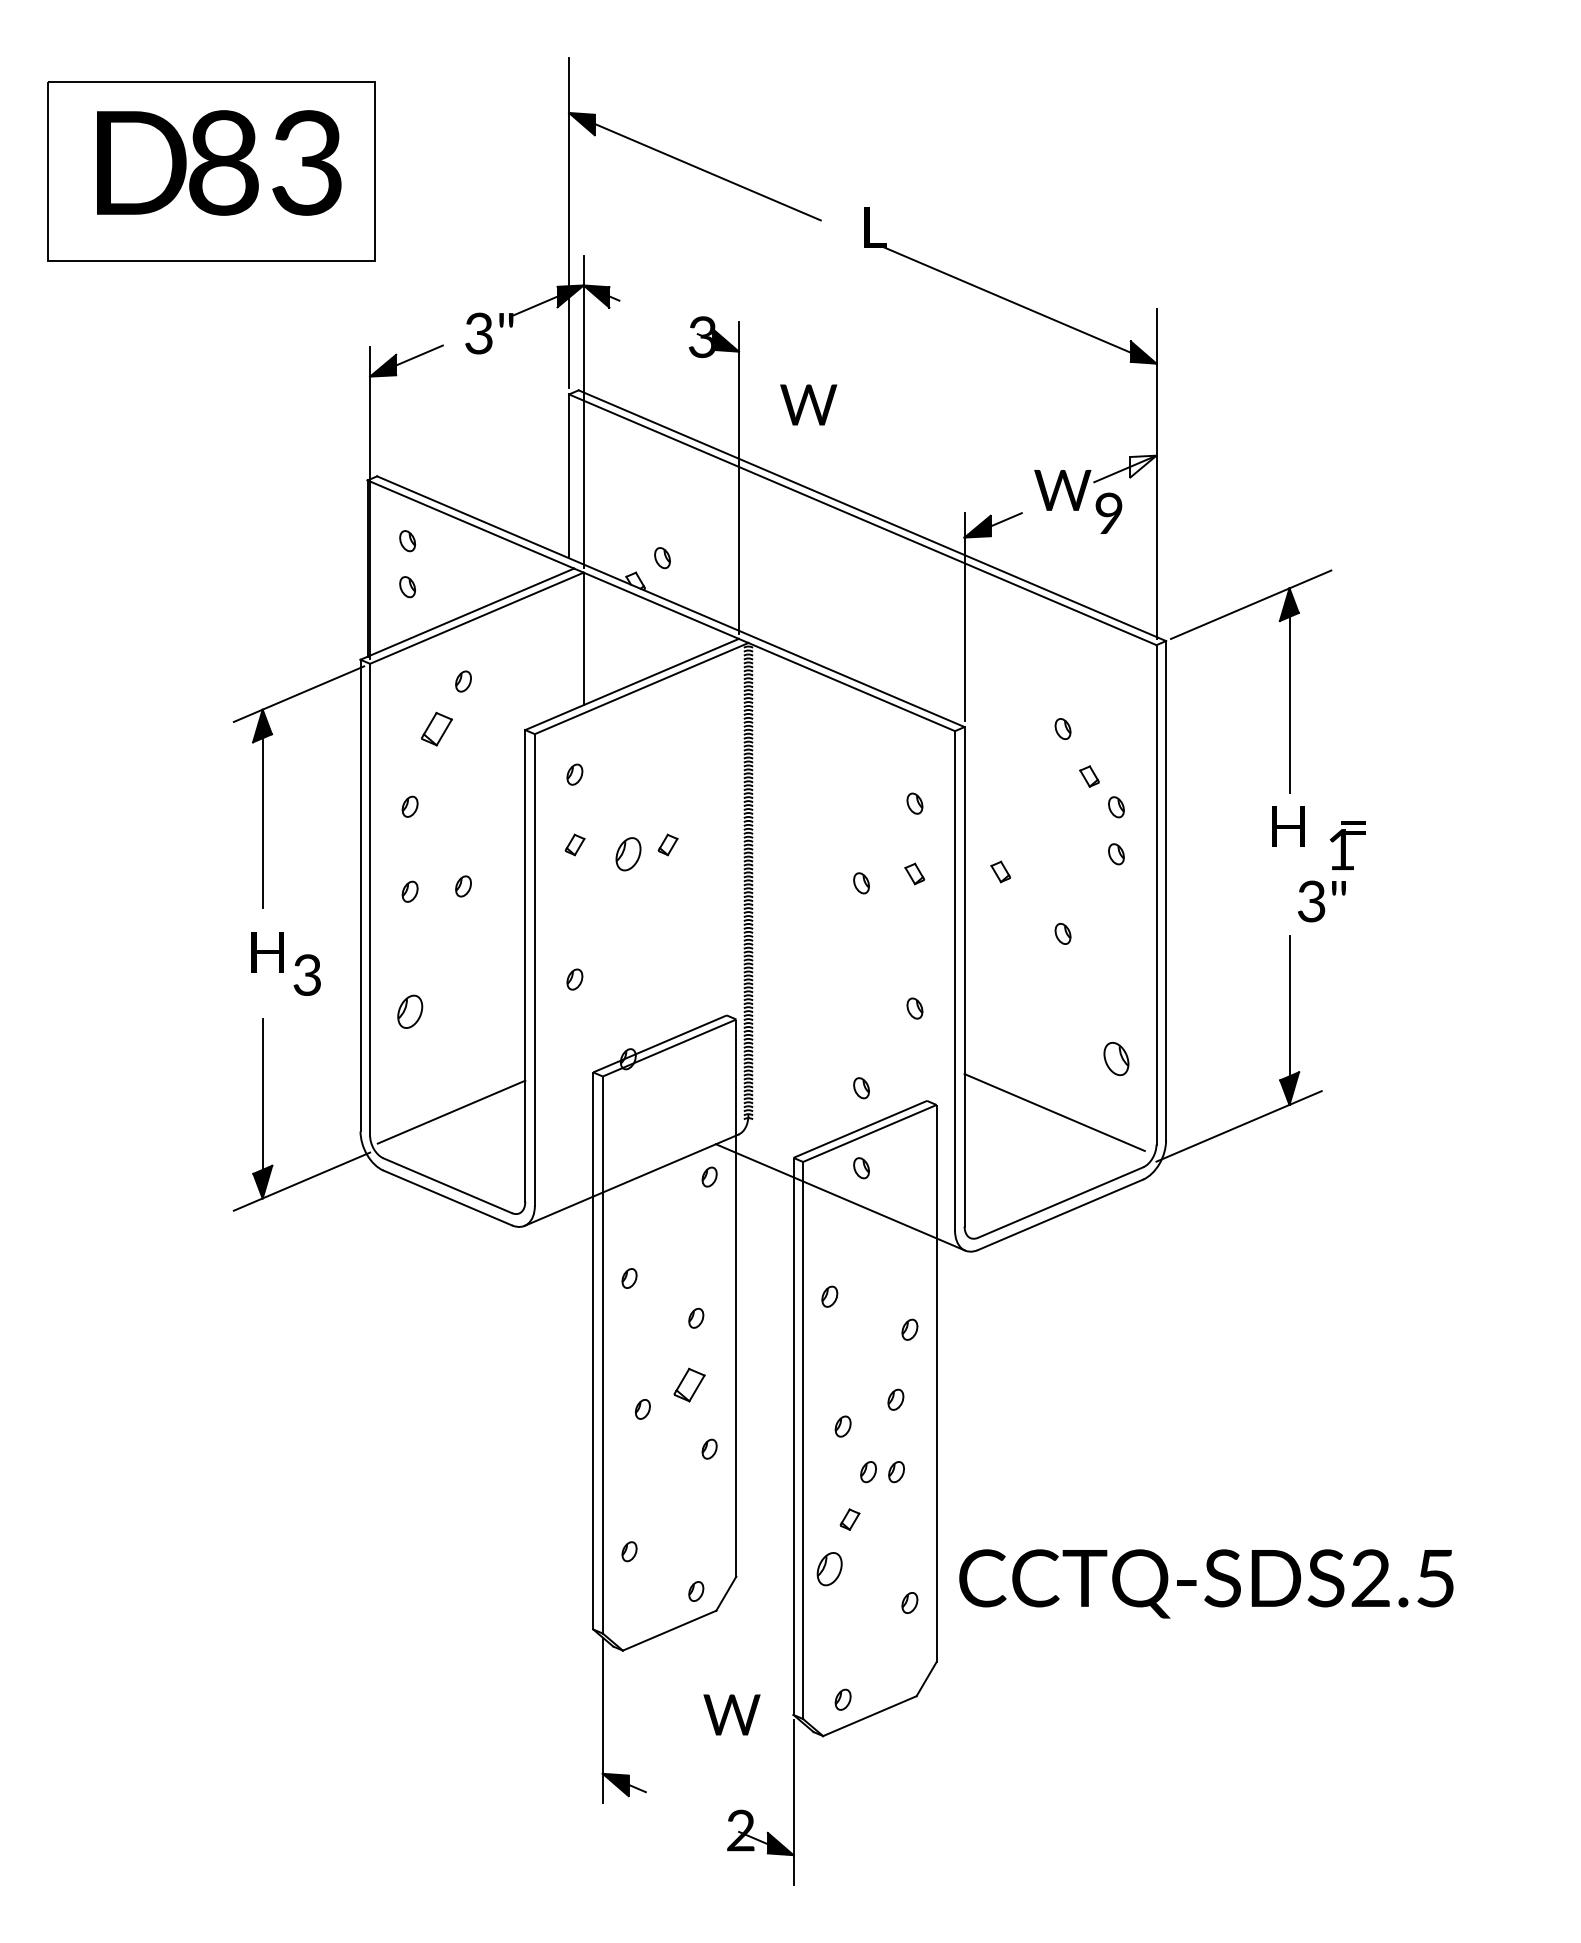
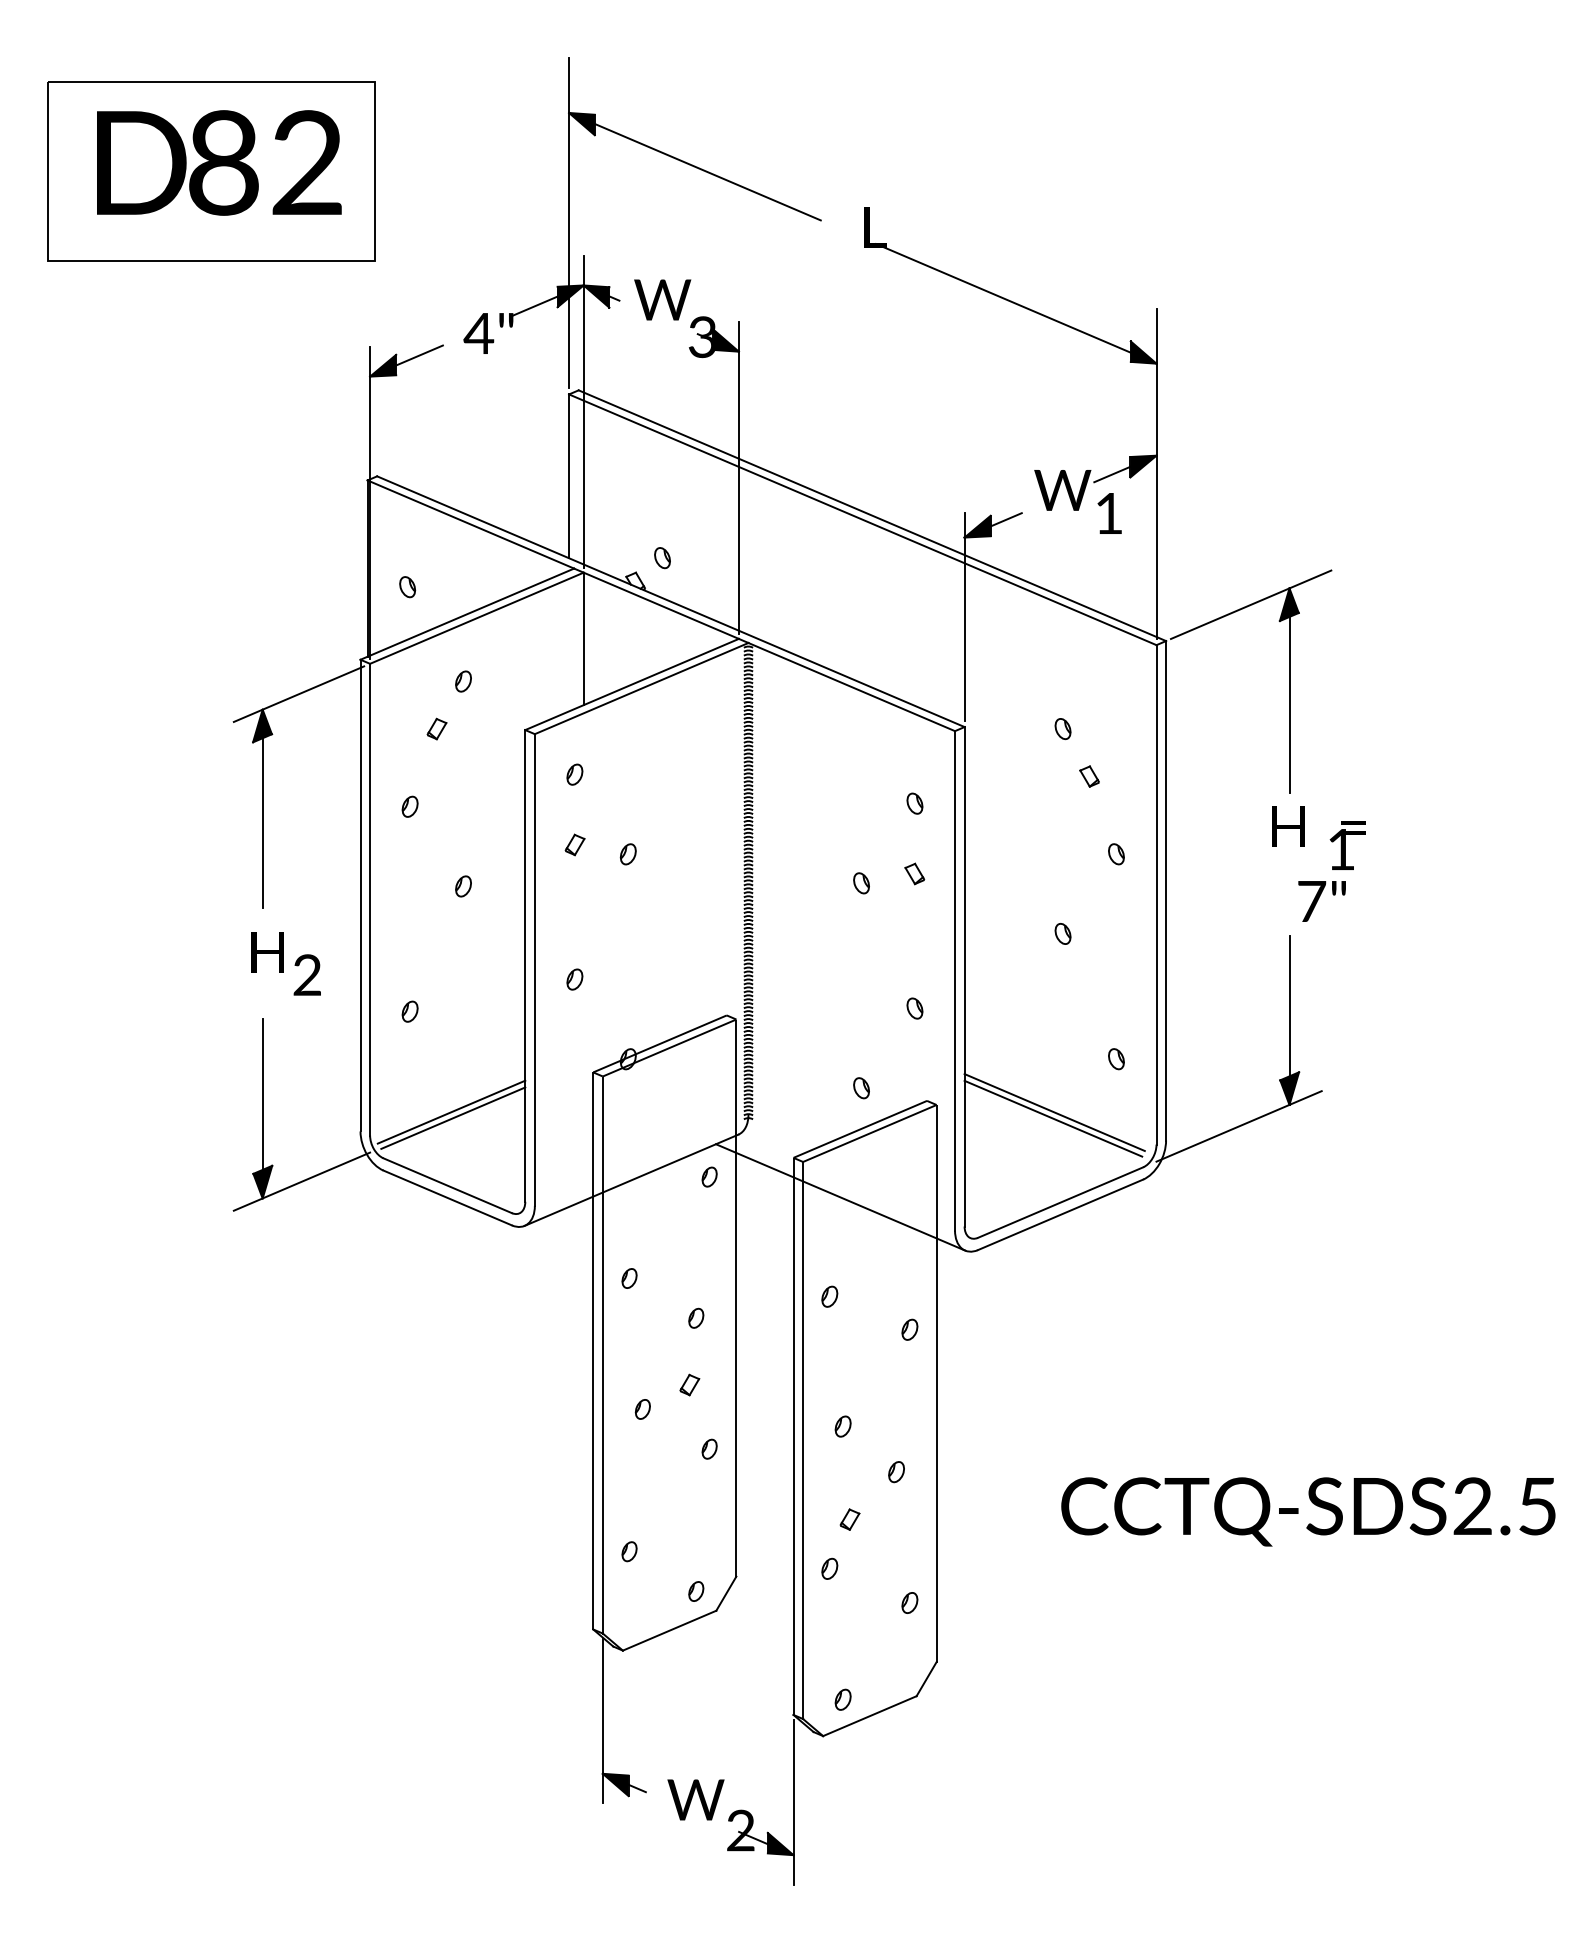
text: 83 -> 82 (306, 162)
text: 3" -> 4" (478, 333)
text position: (808, 404) -> (662, 299) (662, 299)
fill: none -> present (1143, 466)
text: 9 -> 1 (1108, 512)
part: present -> none (407, 541)
part size: 33x36 px -> 22x24 px (436, 728)
part: present -> none (1116, 807)
part: present -> none (667, 844)
part size: 27x35 px -> 18x23 px (627, 854)
part: present -> none (1000, 871)
part: present -> none (409, 891)
text: 3" -> 7" (1312, 901)
text: 3 -> 2 (306, 975)
part size: 27x35 px -> 18x23 px (409, 1011)
part size: 27x35 px -> 17x23 px (1116, 1059)
line: none -> present (453, 1117)
line: none -> present (1053, 1118)
part: present -> none (861, 1168)
part size: 33x36 px -> 22x24 px (689, 1384)
part: present -> none (895, 1399)
part: present -> none (868, 1472)
part size: 27x35 px -> 18x23 px (829, 1568)
text position: (1206, 1583) -> (1308, 1511) (1308, 1511)
text position: (731, 1714) -> (695, 1799) (695, 1799)
